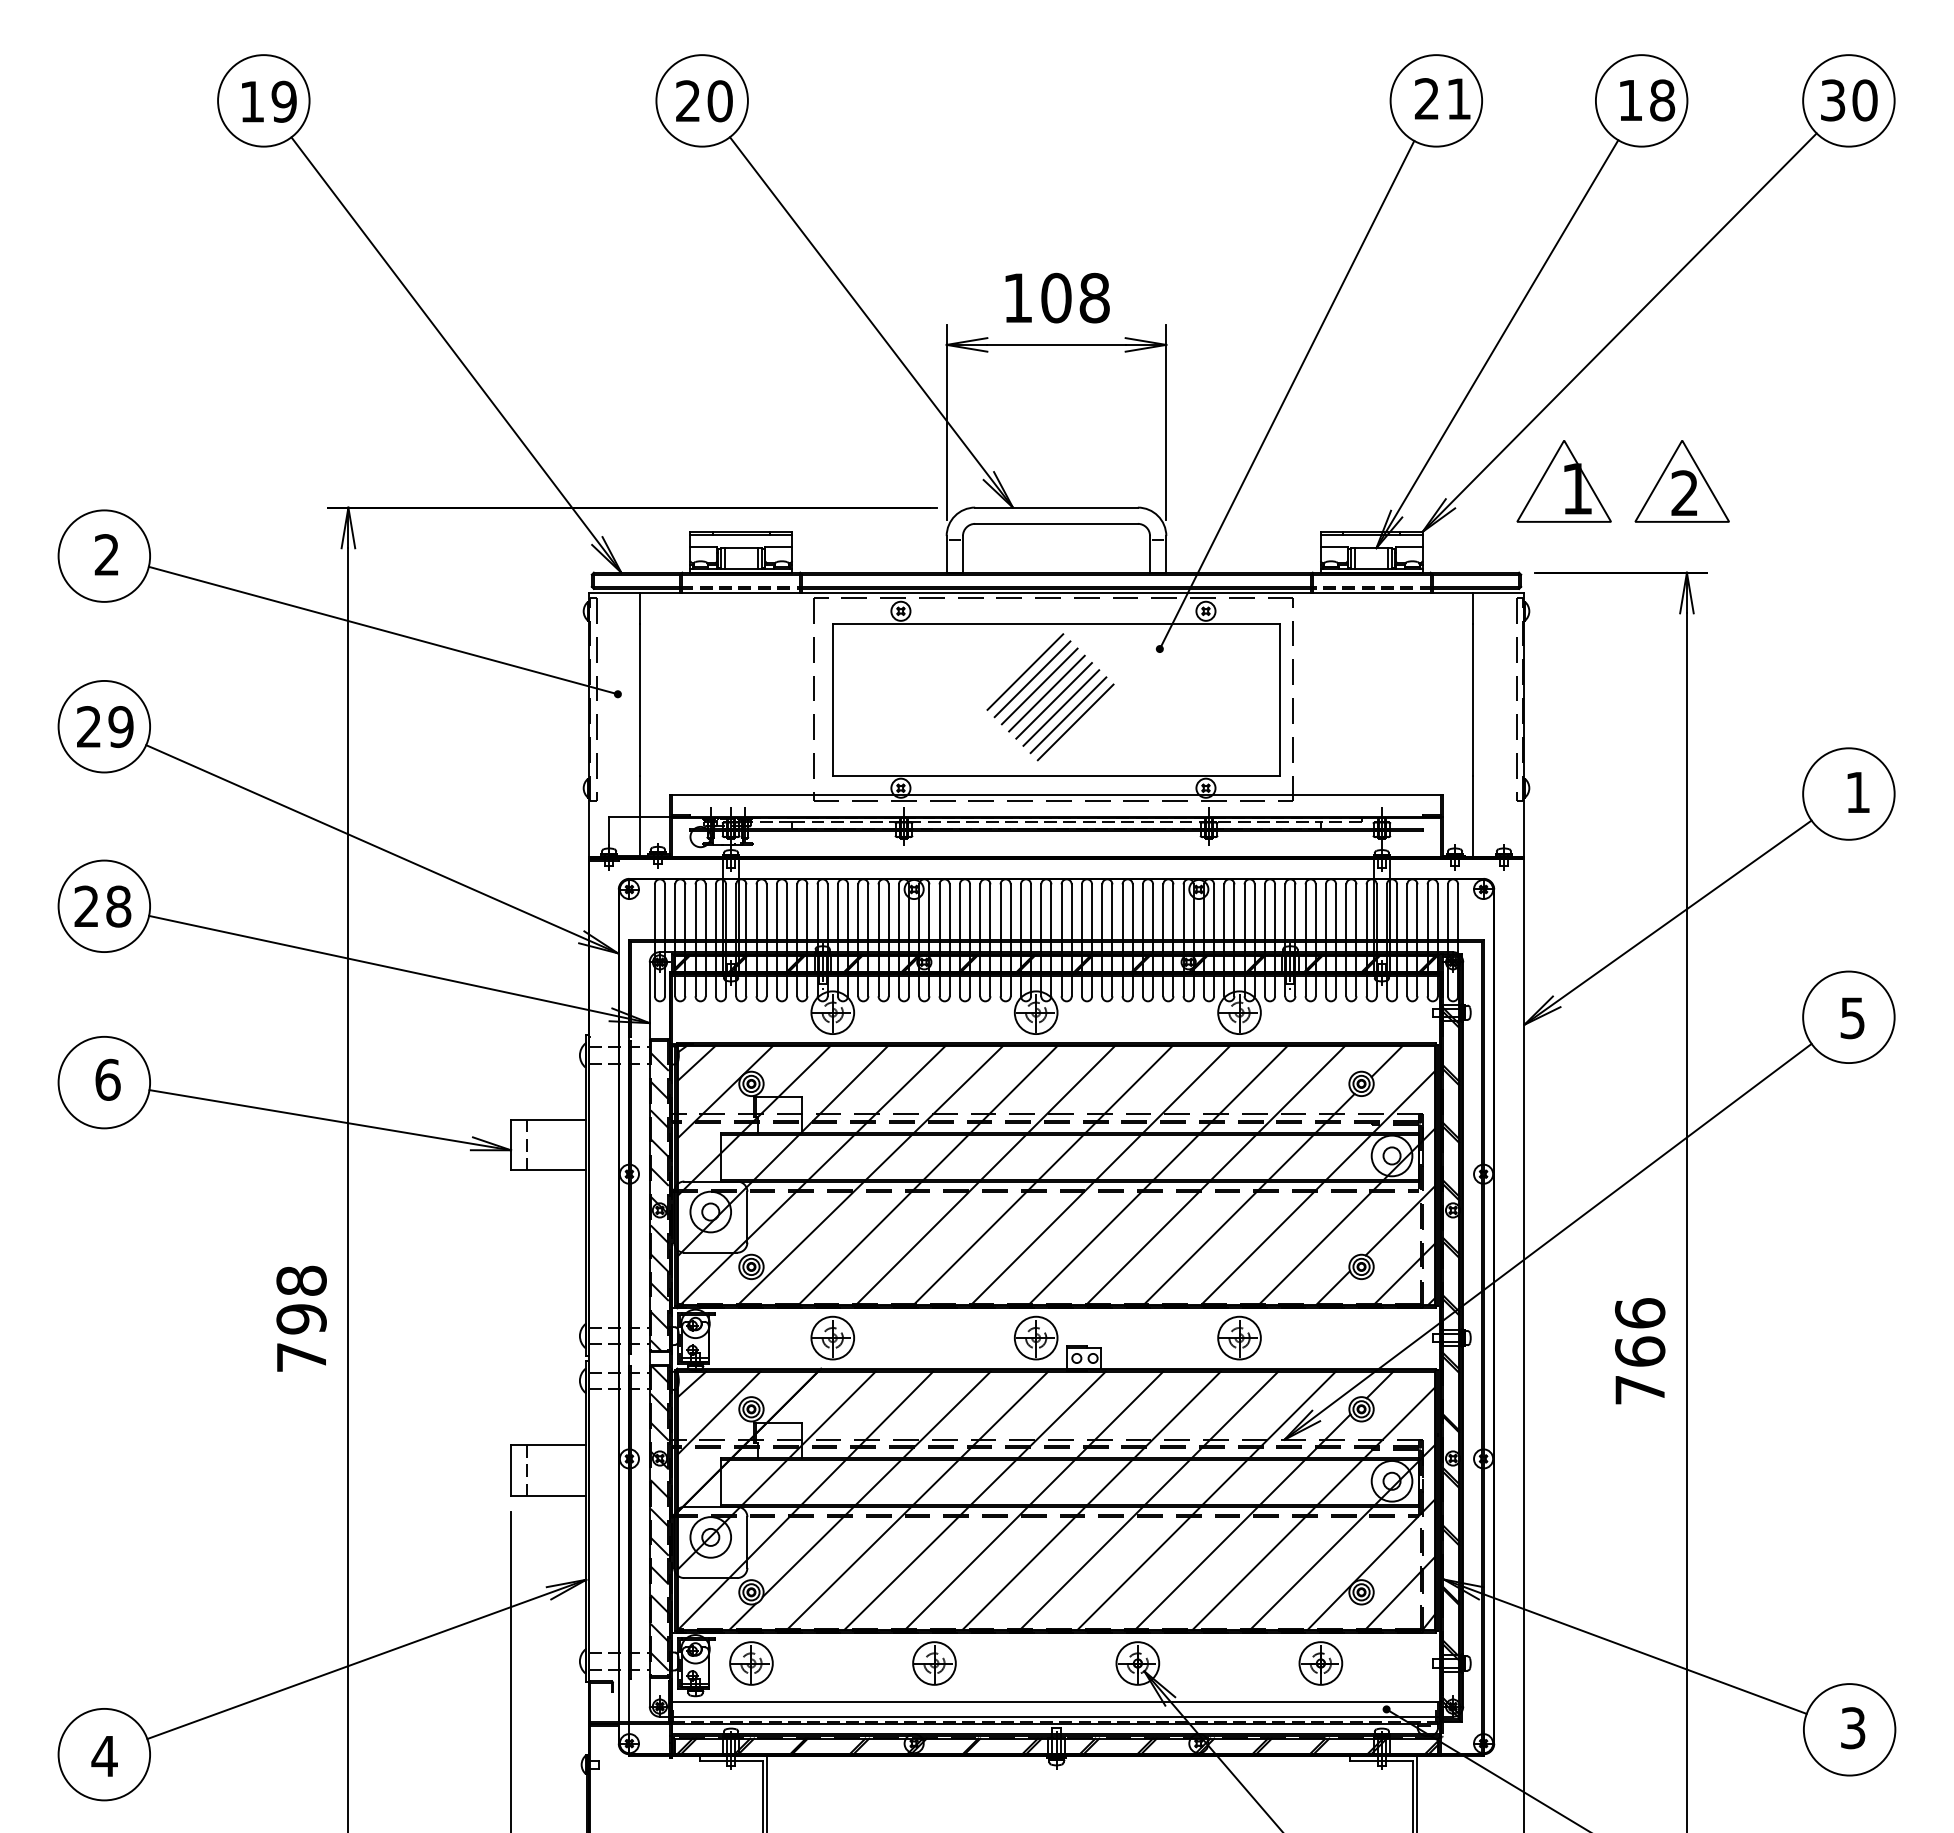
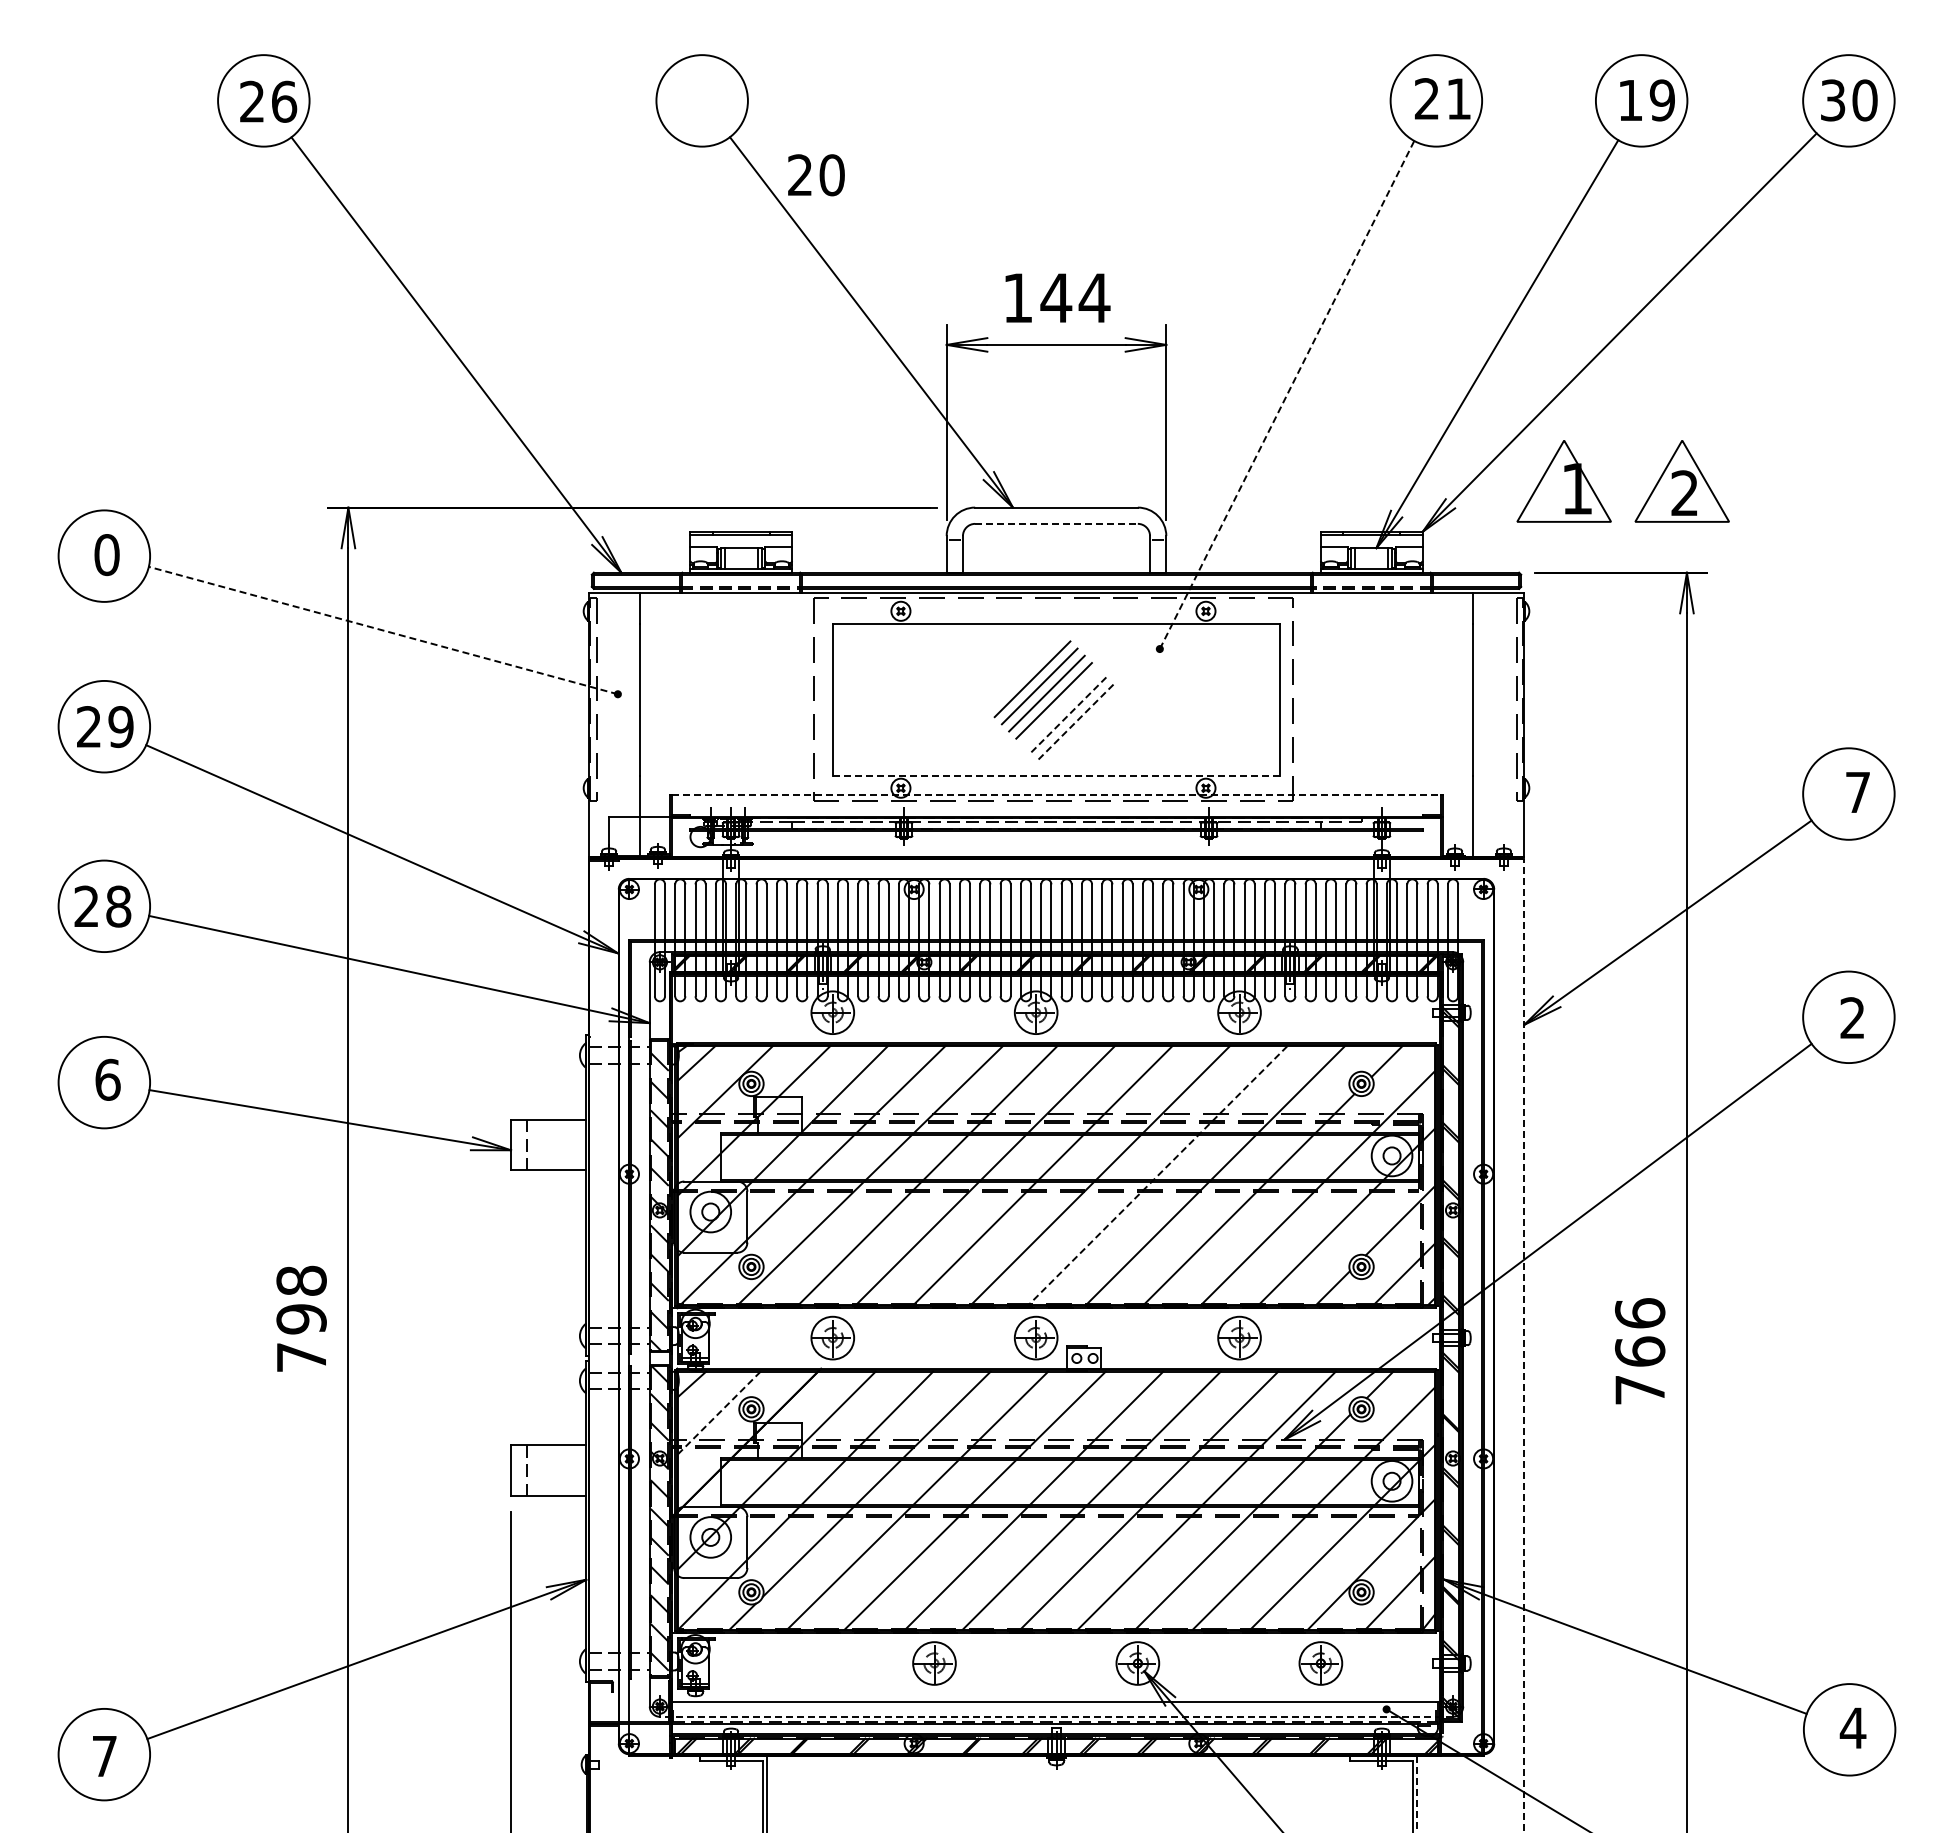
text: 18 -> 19 (1662, 100)
text: 19 -> 26 (268, 101)
text position: (704, 101) -> (816, 175) (816, 175)
text: 108 -> 144 (1075, 297)
line: solid -> dashed (1287, 394)
line: solid -> dashed (1057, 523)
text: 2 -> 0 (106, 555)
line: solid -> dashed (382, 630)
line: present -> none (1025, 671)
line: present -> none (1061, 707)
line: solid -> dashed (1068, 715)
line: solid -> dashed (1075, 722)
line: solid -> dashed (1056, 776)
text: 1 -> 7 (1857, 792)
line: solid -> dashed (1056, 794)
text: 5 -> 2 (1852, 1018)
line: solid -> dashed (1158, 1175)
line: solid -> dashed (1524, 1345)
line: solid -> dashed (719, 1413)
part: present -> none (751, 1663)
line: solid -> dashed (1056, 1716)
text: 3 -> 4 (1852, 1728)
text: 4 -> 7 (104, 1756)
line: solid -> dashed (1417, 1794)
